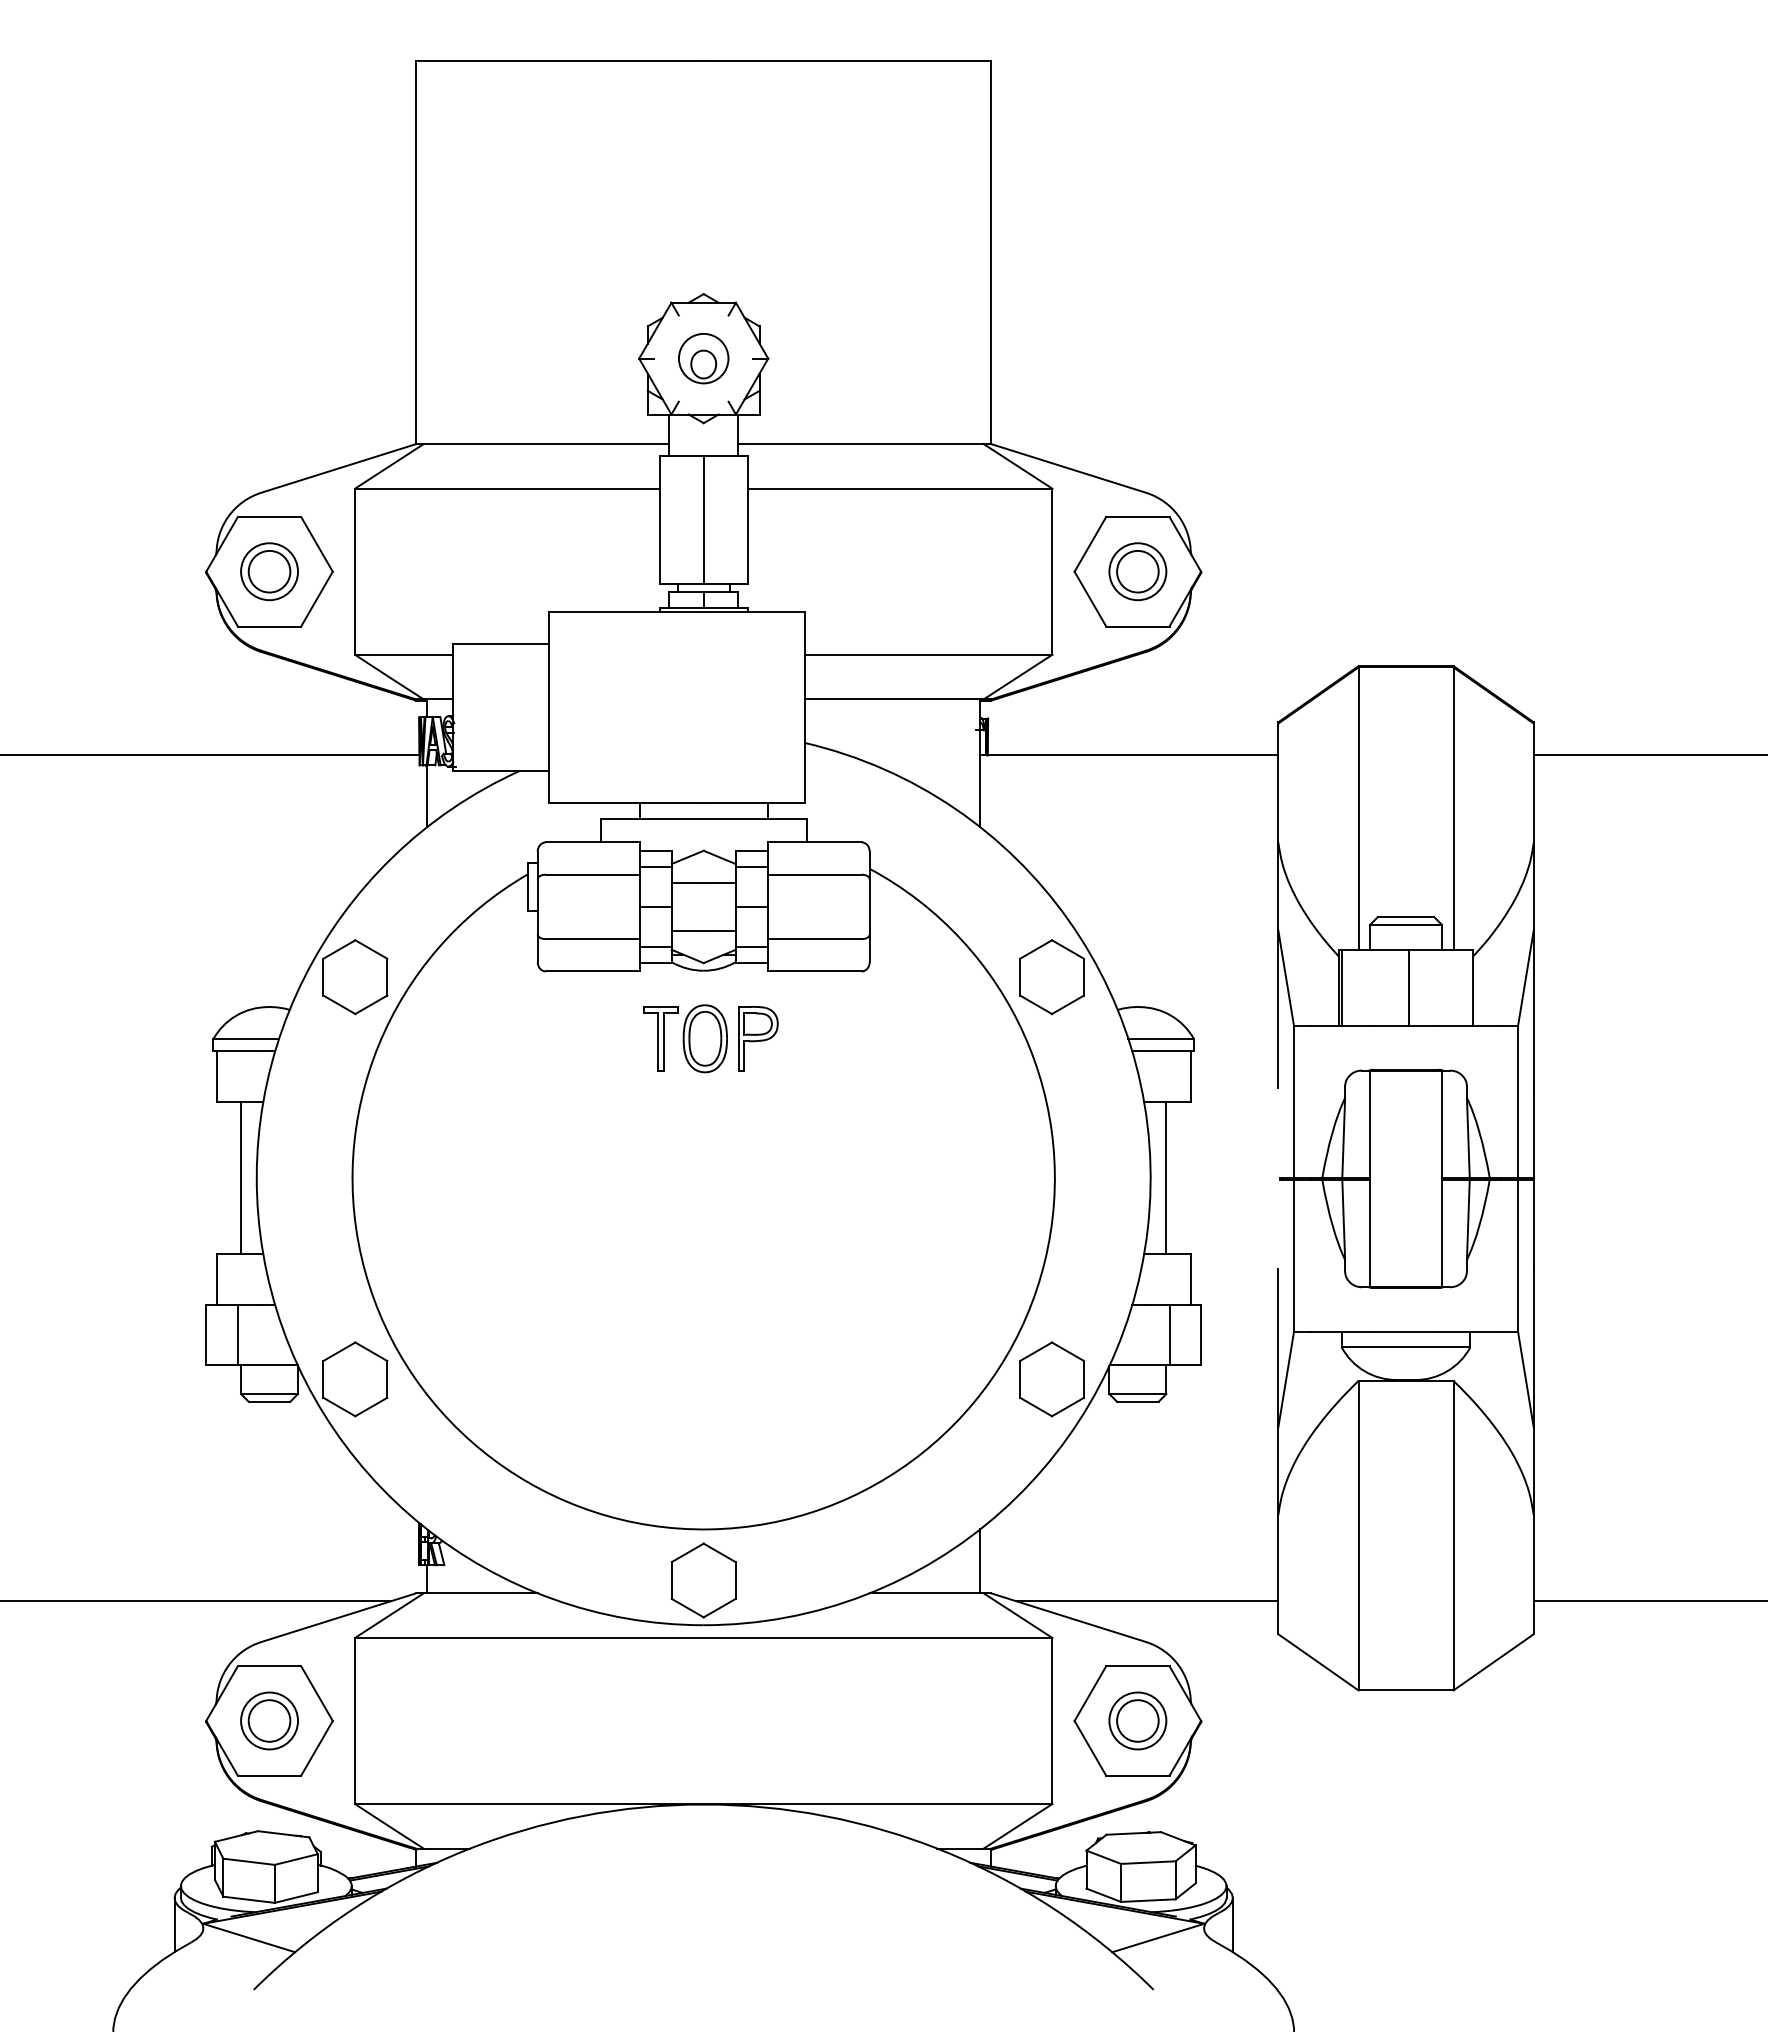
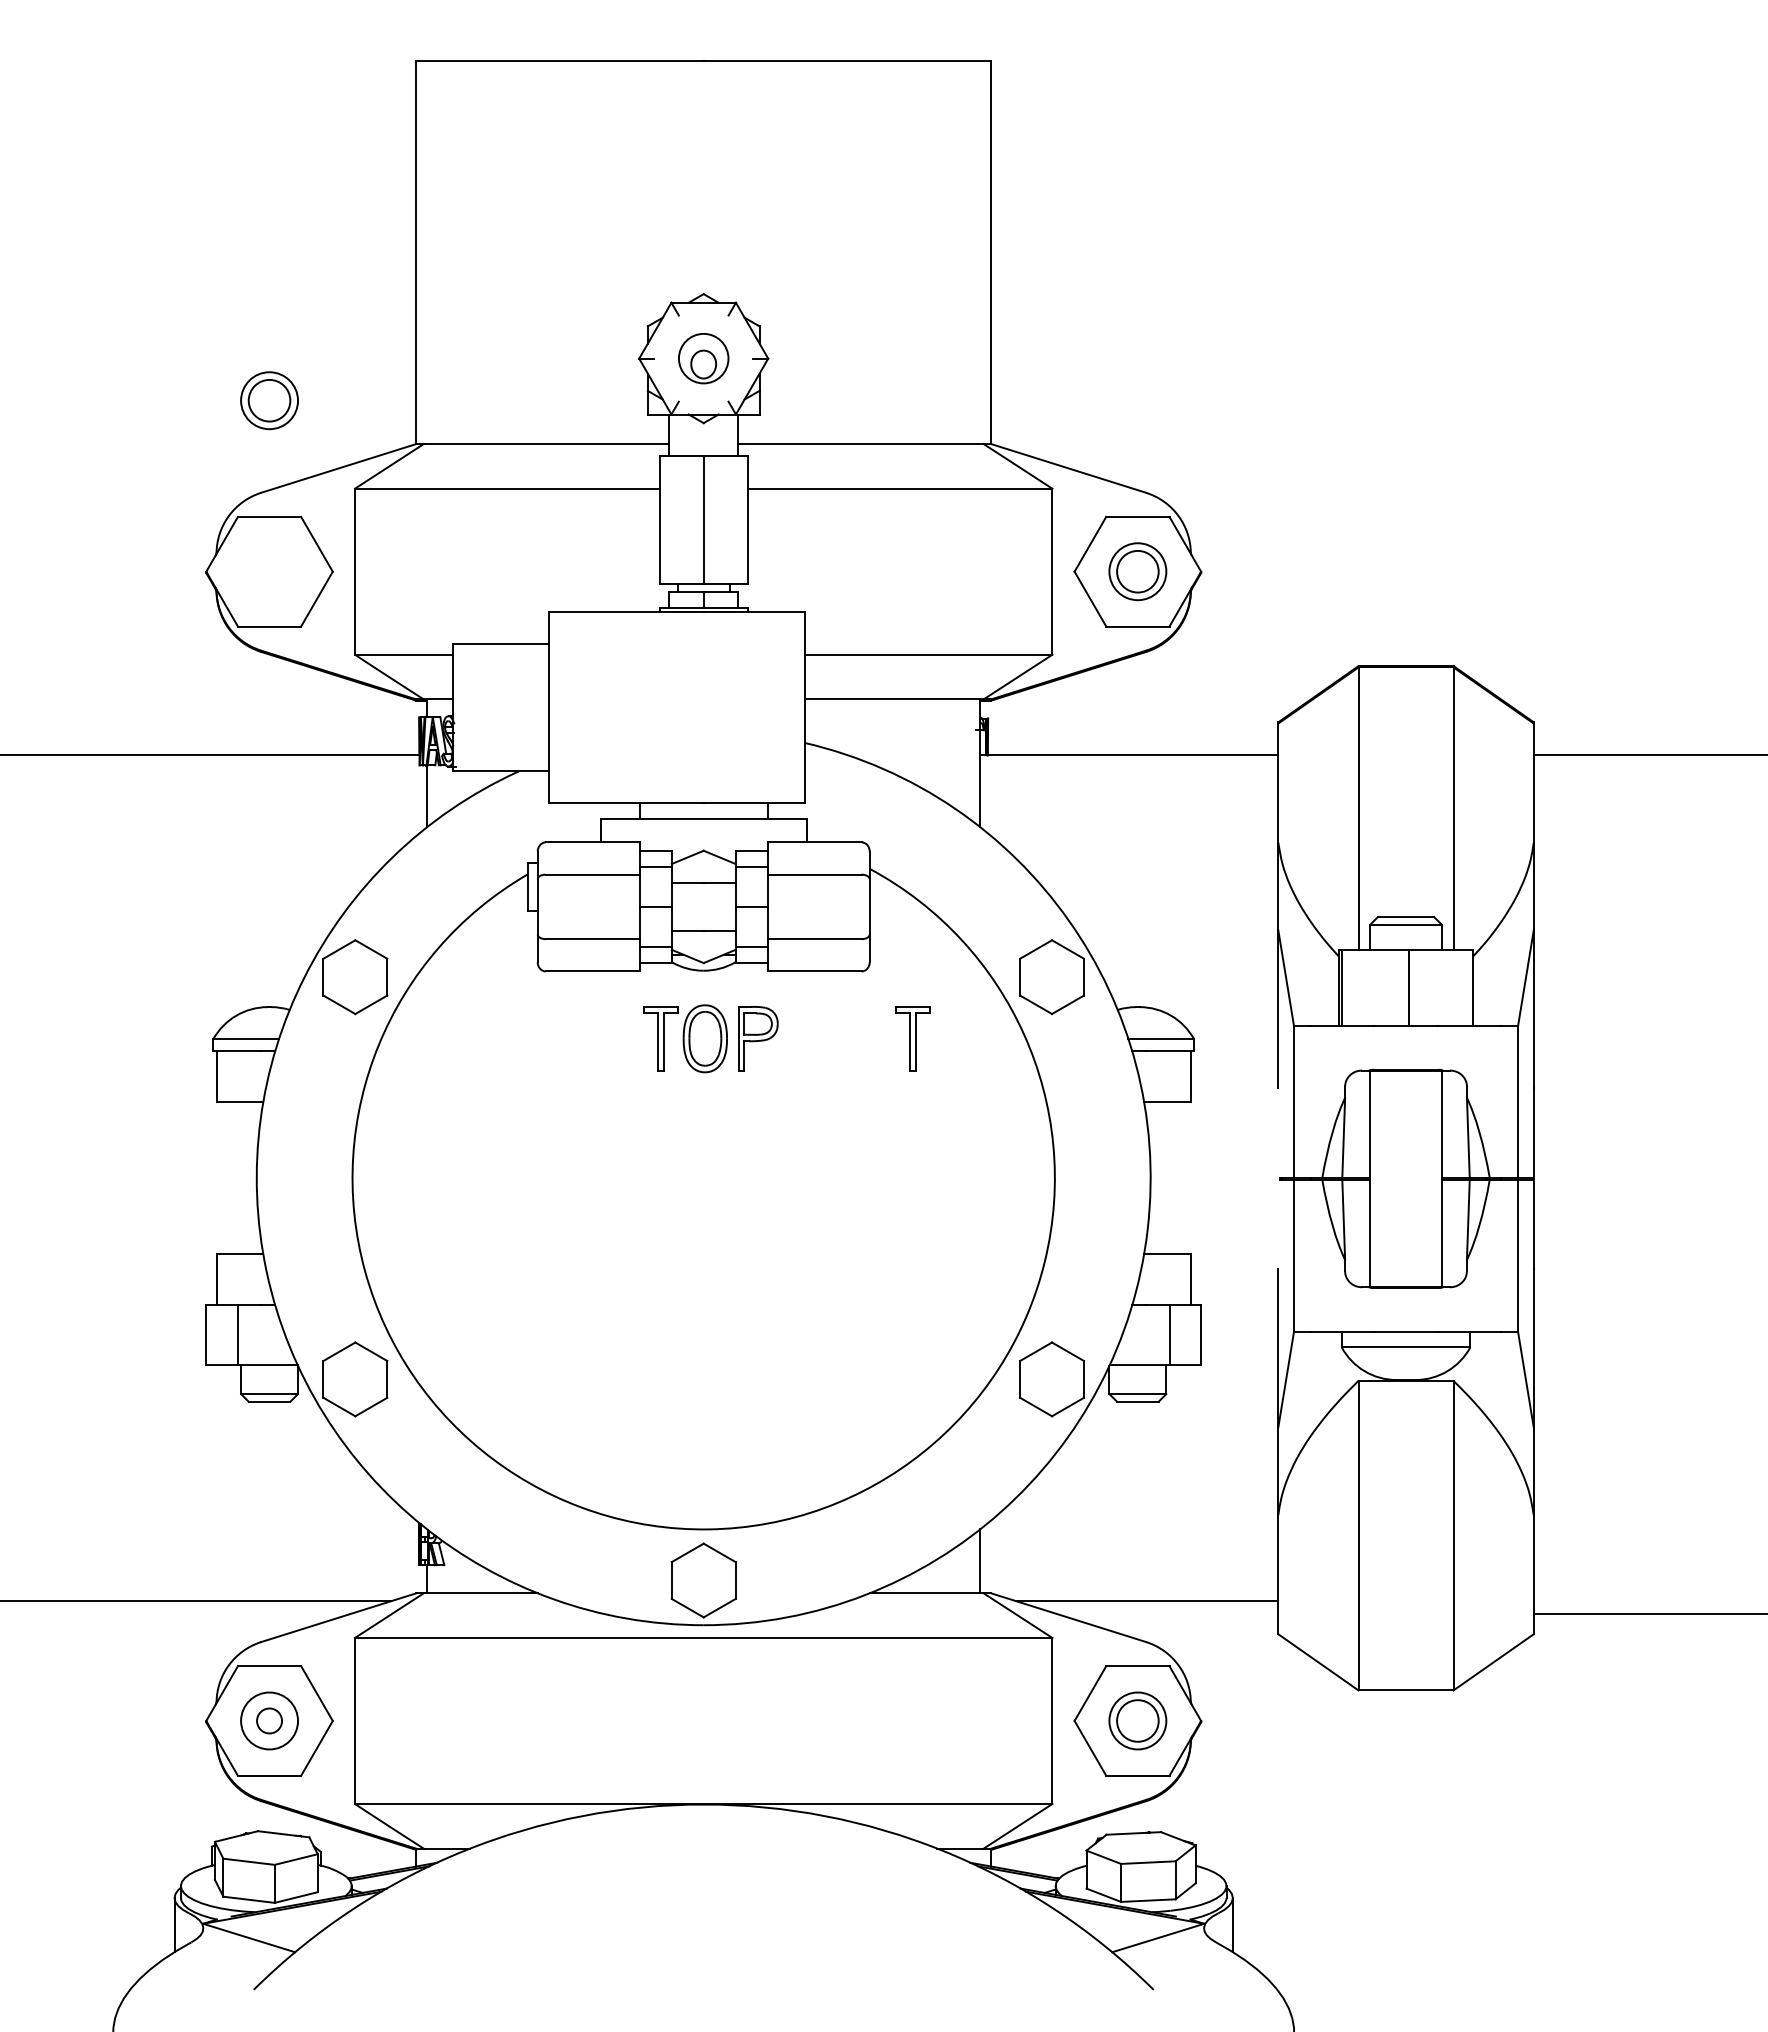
part position: (269, 571) -> (269, 400) (269, 400)
part: none -> present (912, 1038)
line: present -> none (241, 1177)
line: present -> none (1166, 1177)
line position: (1648, 1601) -> (1648, 1614) (1648, 1614)
circle diameter: 42 px -> 25 px (269, 1720)
